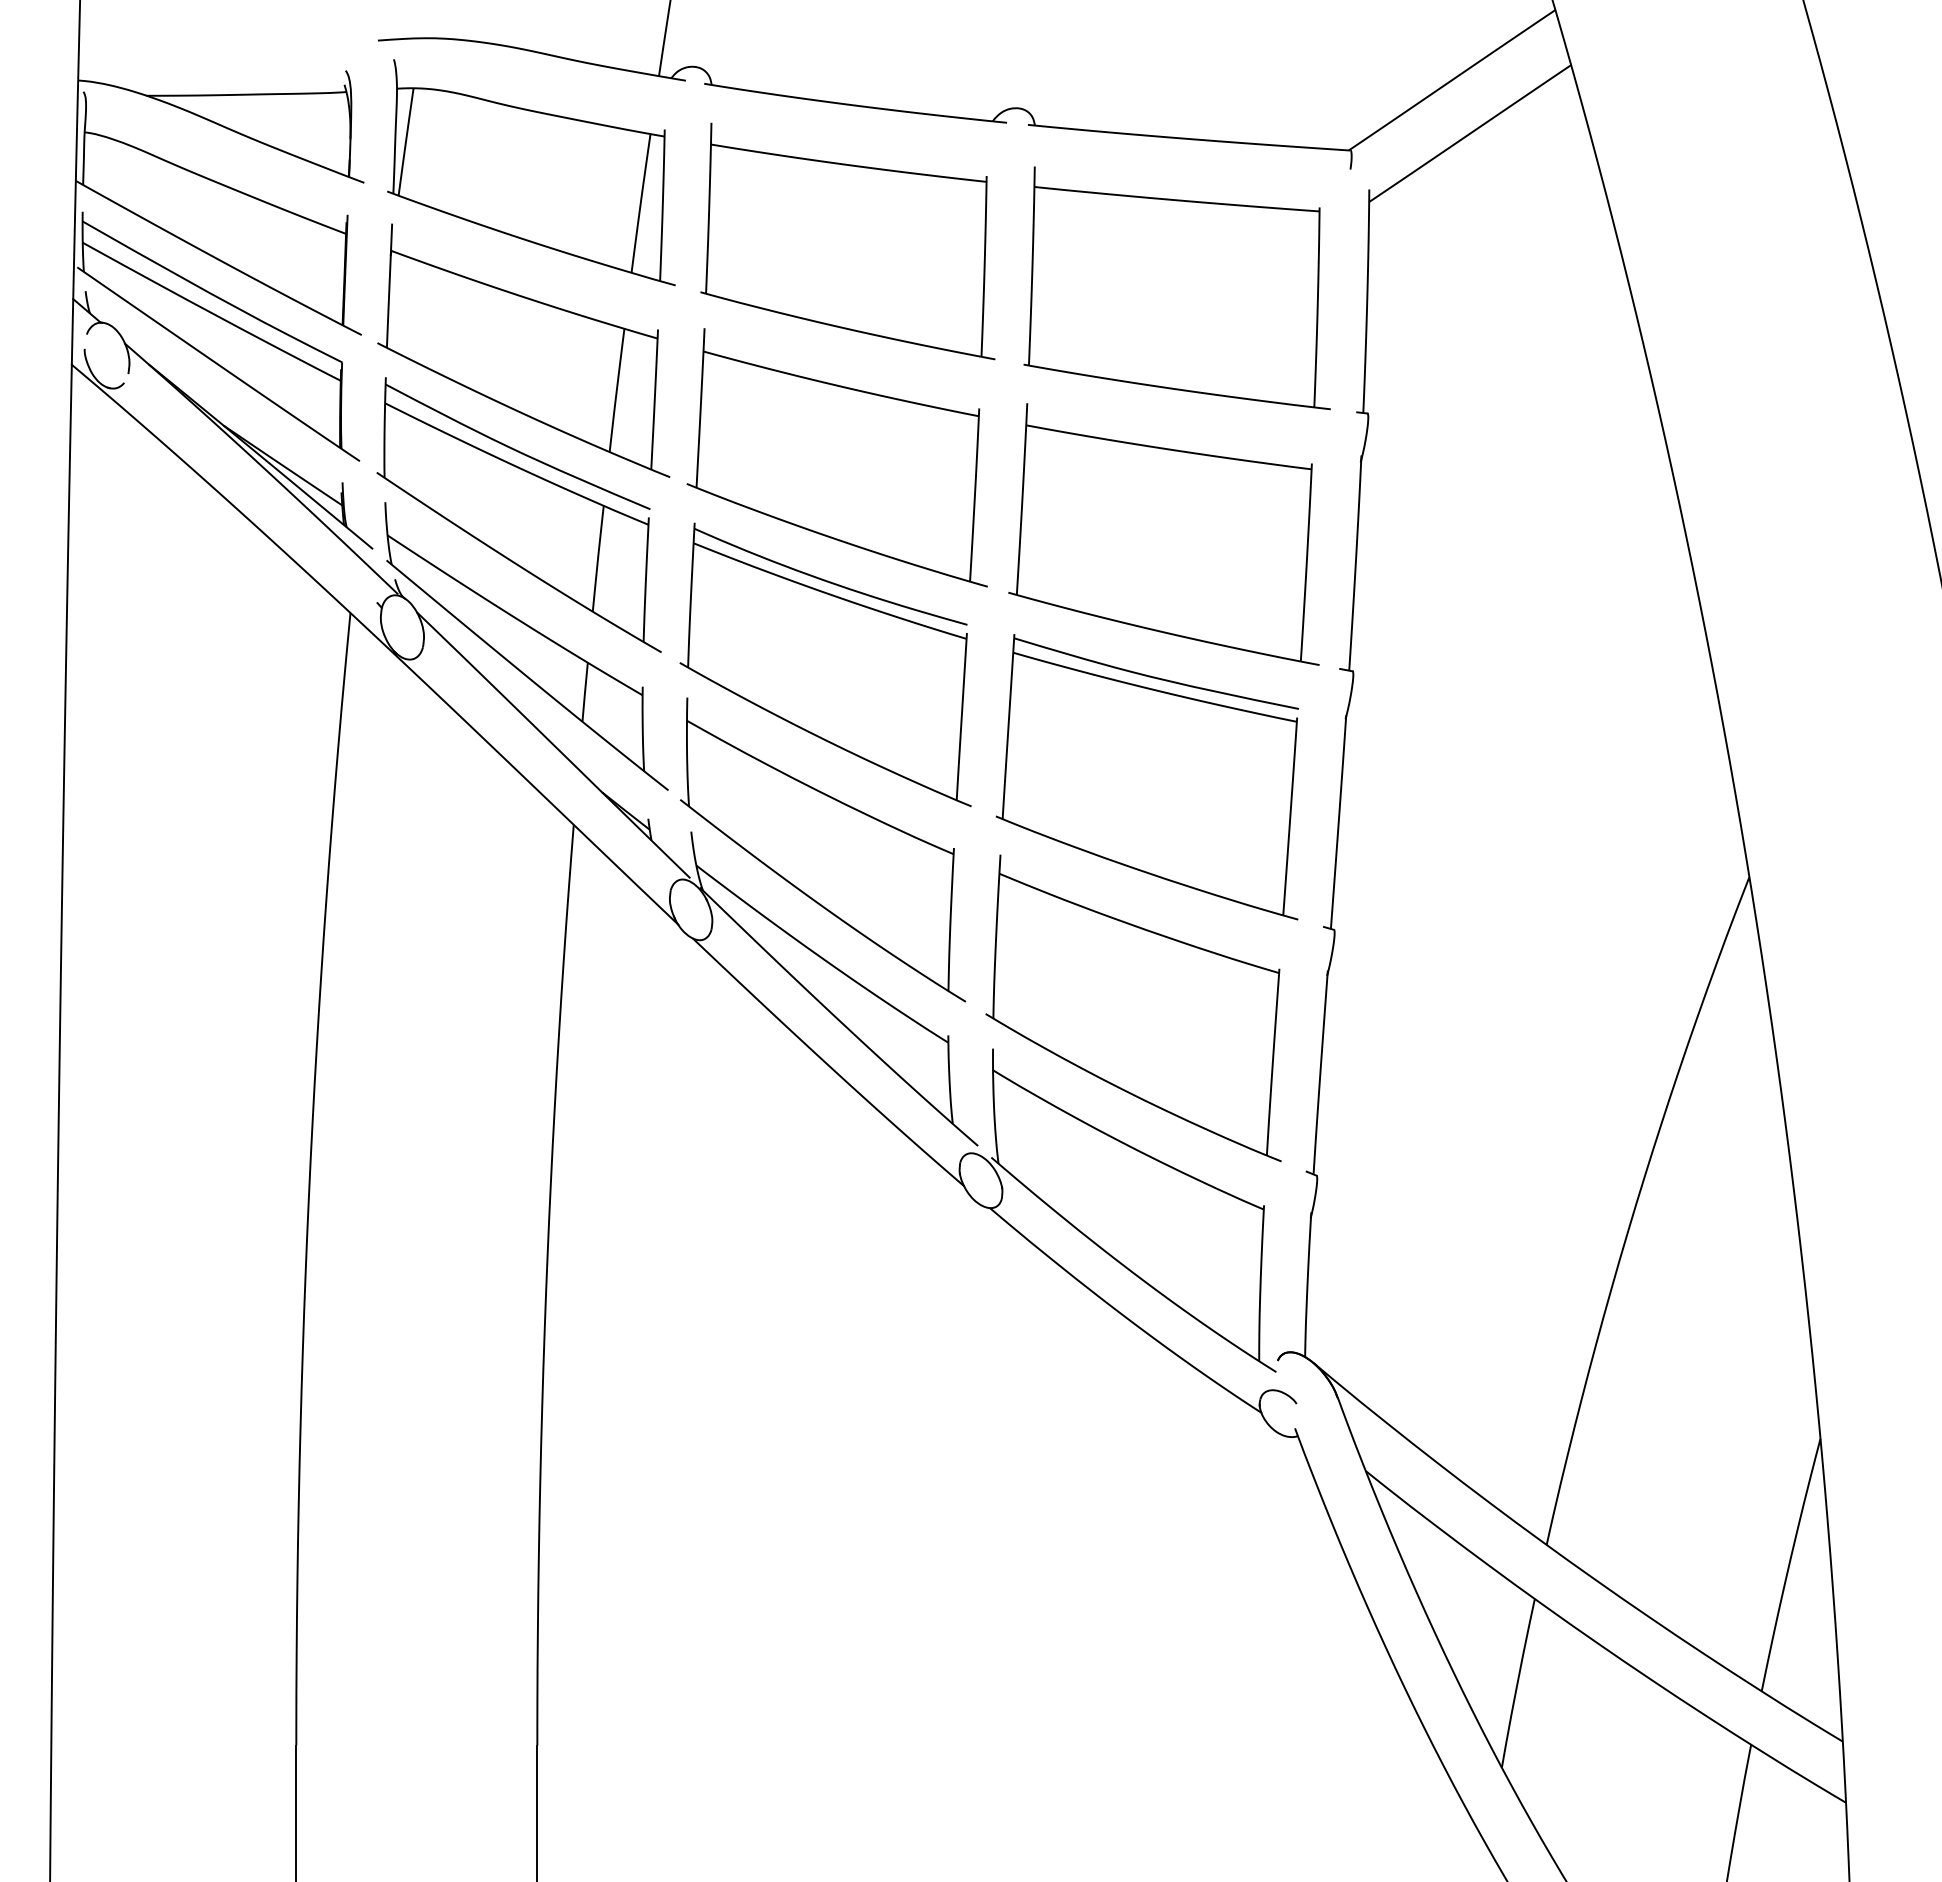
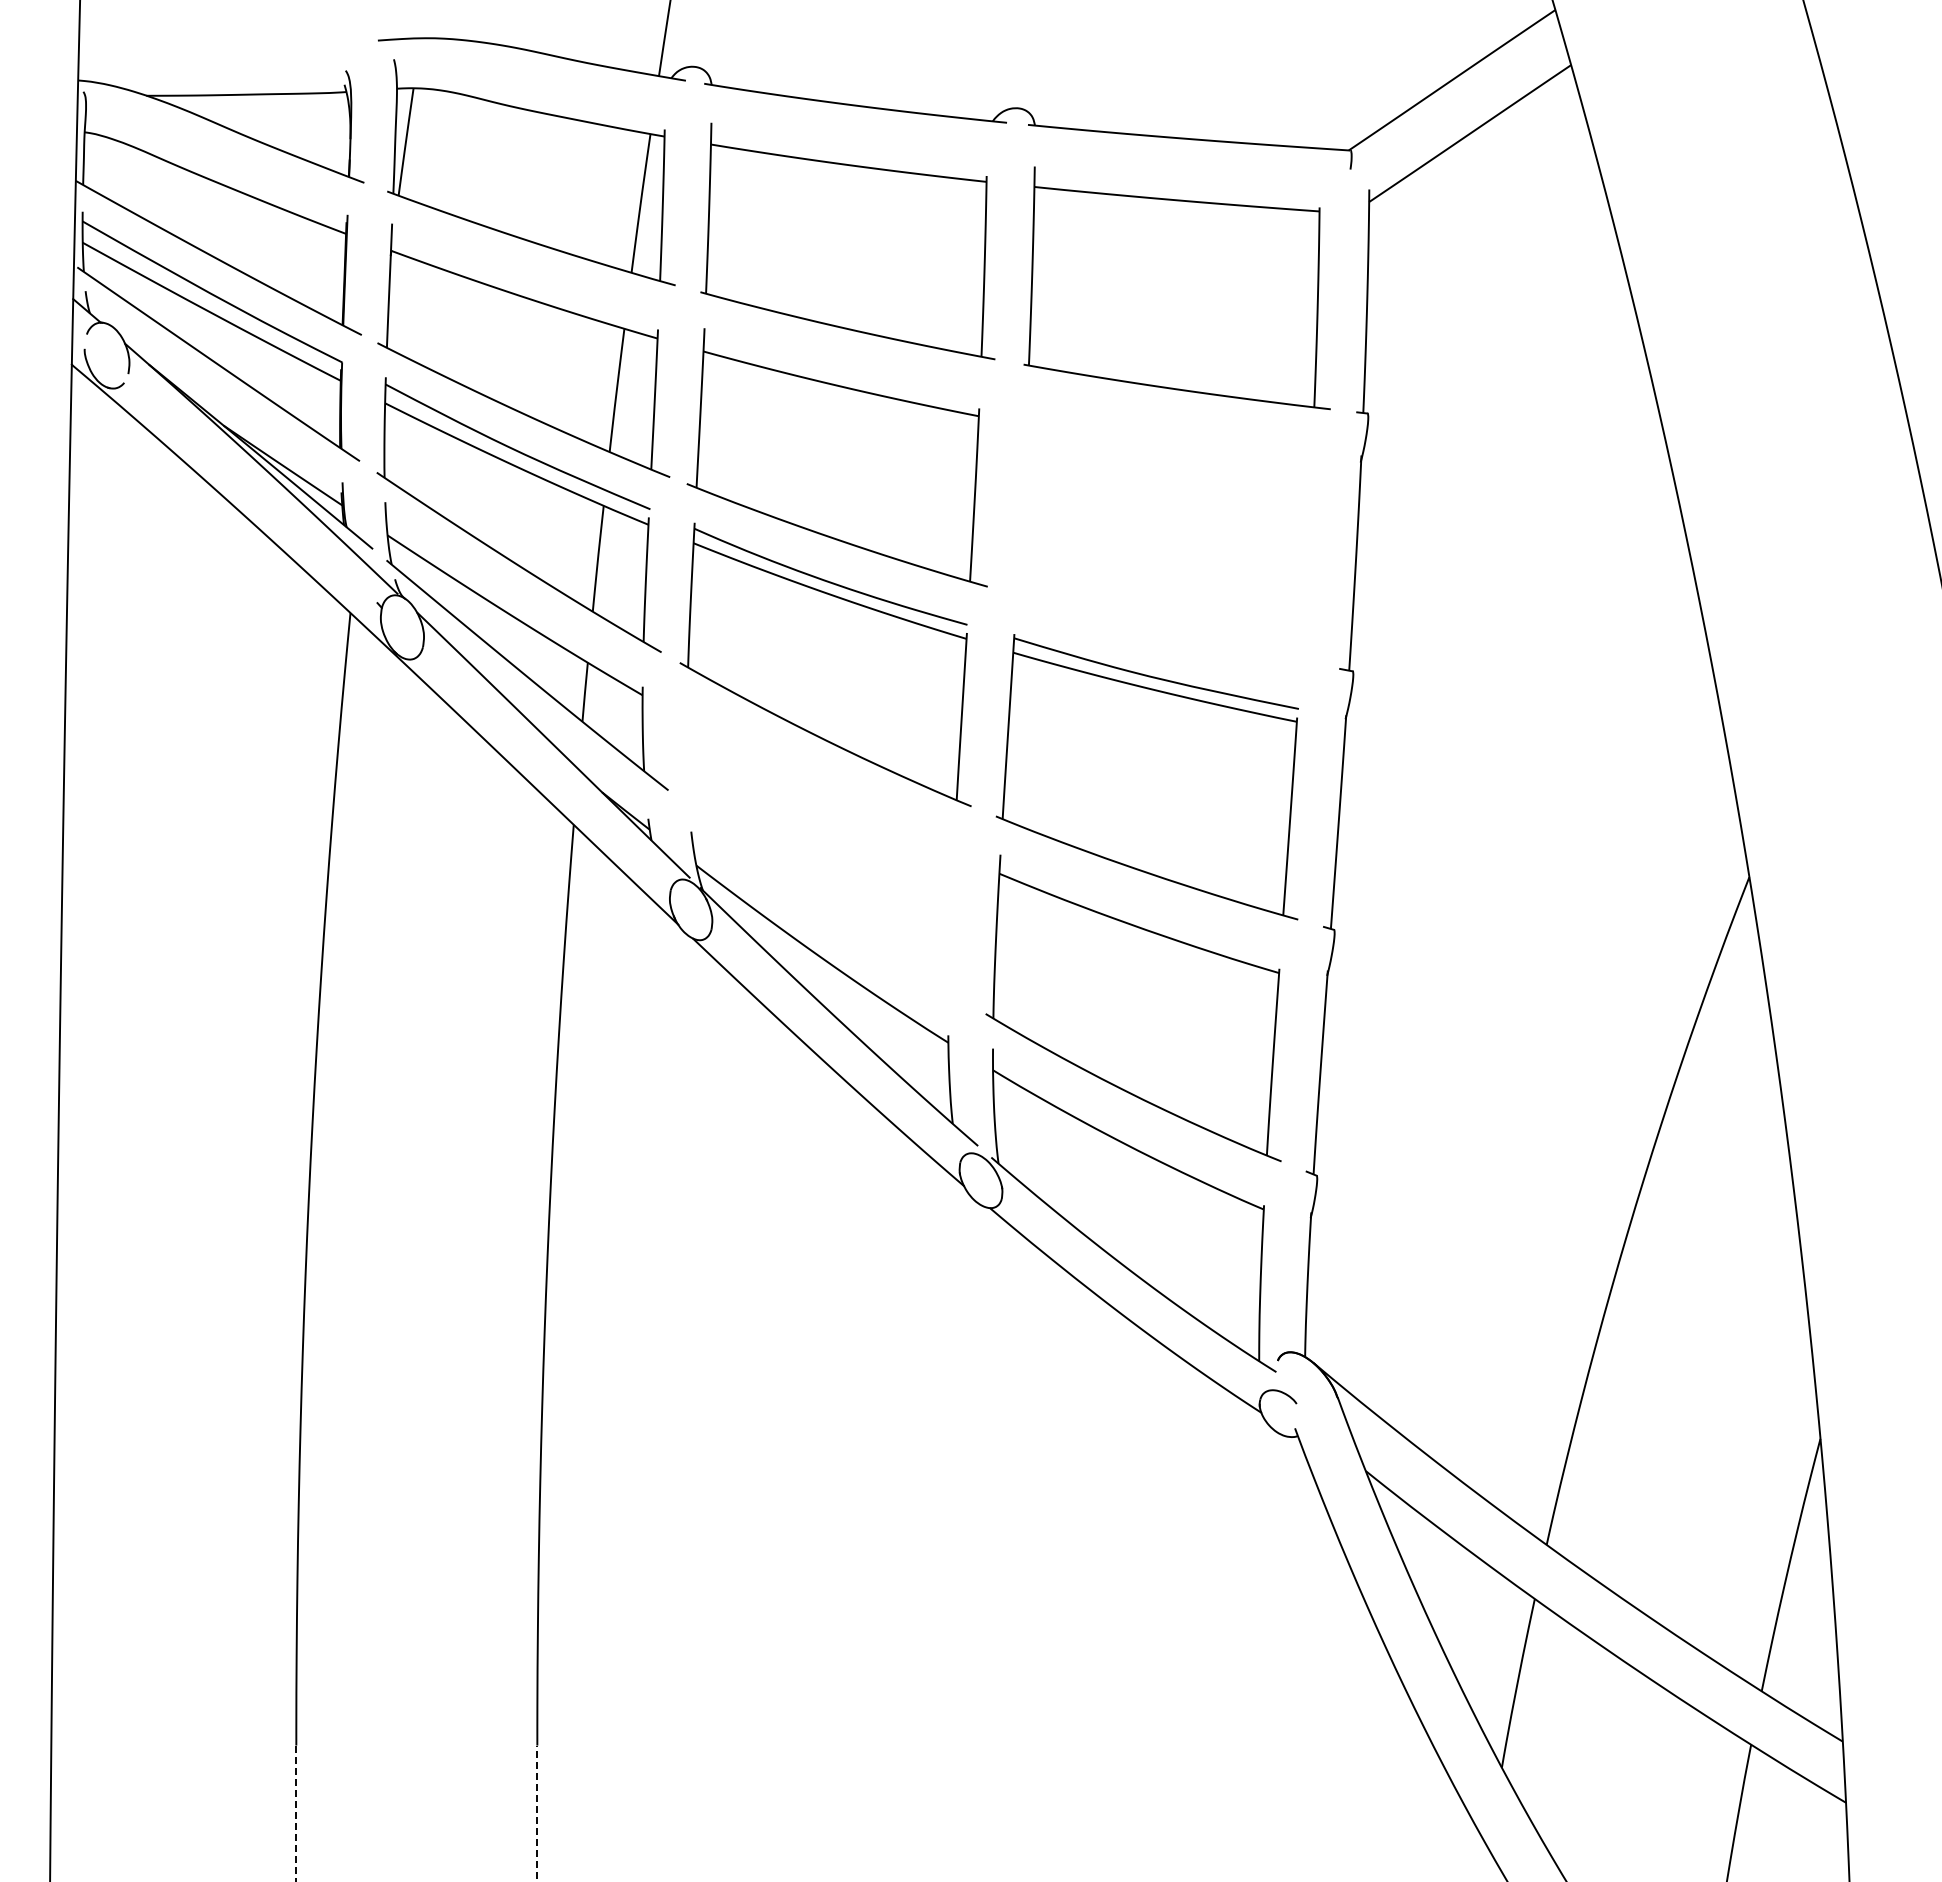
part: present -> none (1163, 534)
part: present -> none (823, 849)
line: solid -> dashed (296, 1813)
line: solid -> dashed (537, 1813)
